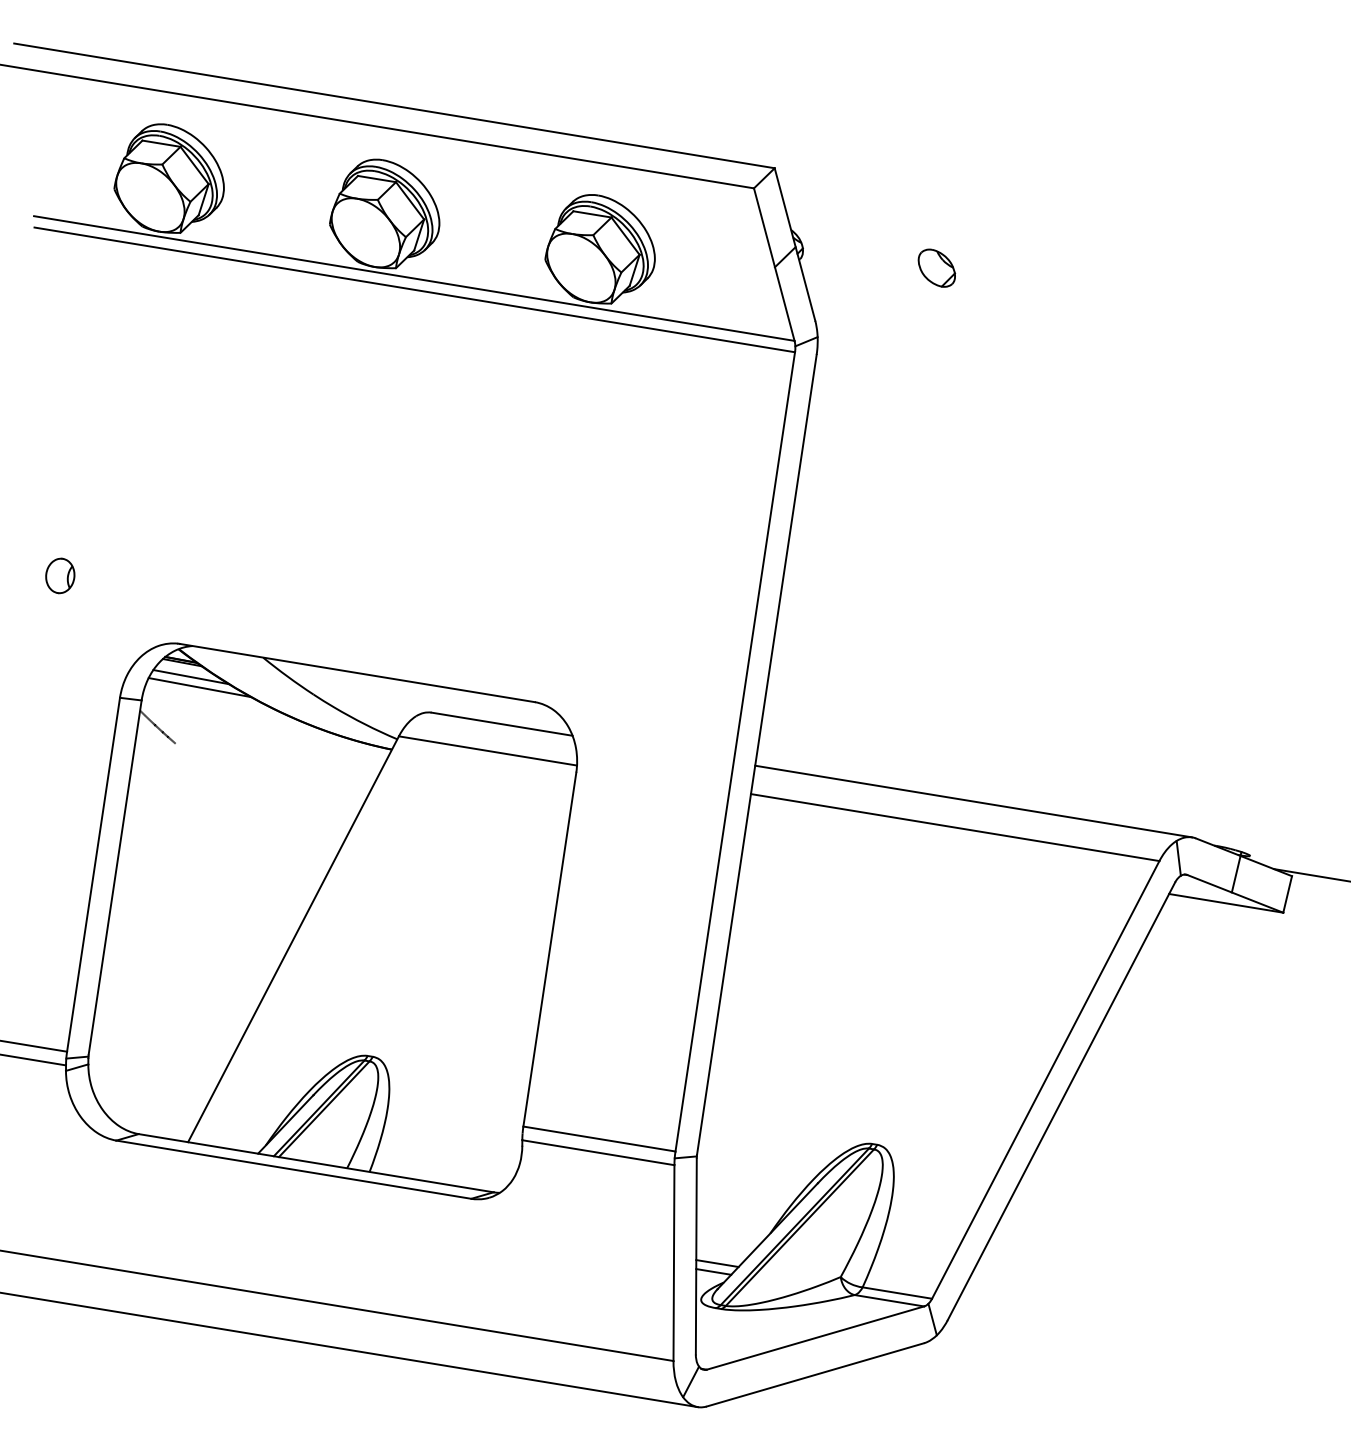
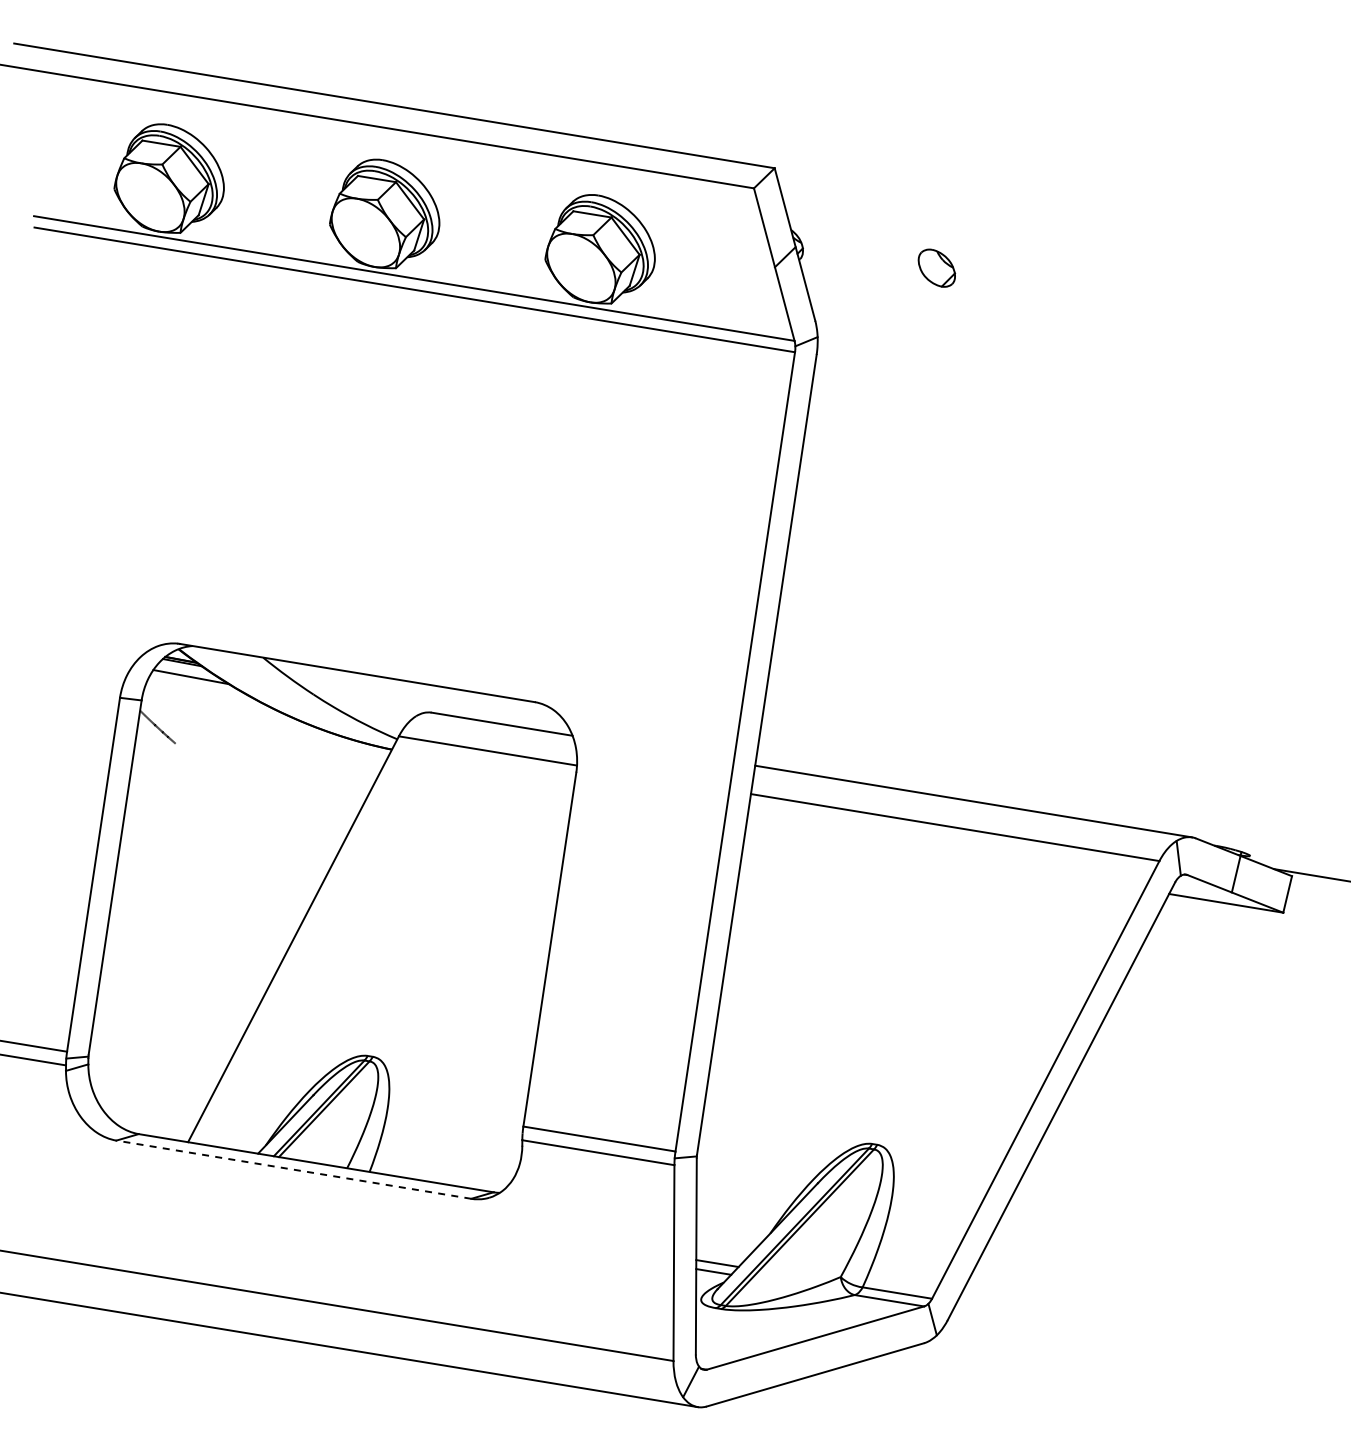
part: present -> none (60, 575)
line: present -> none (199, 687)
line: solid -> dashed (293, 1169)
